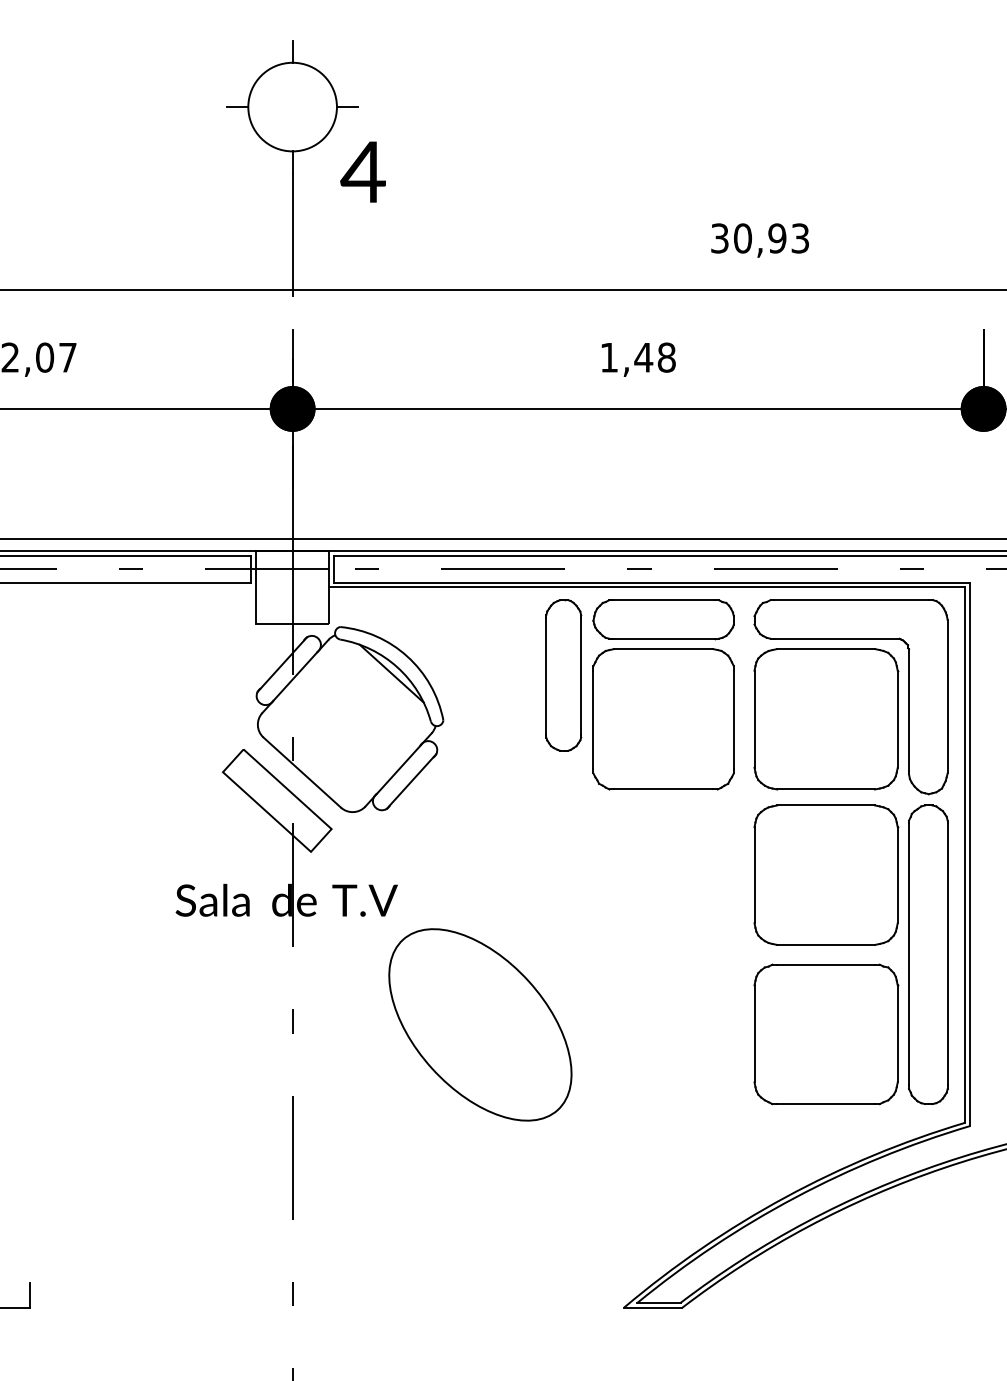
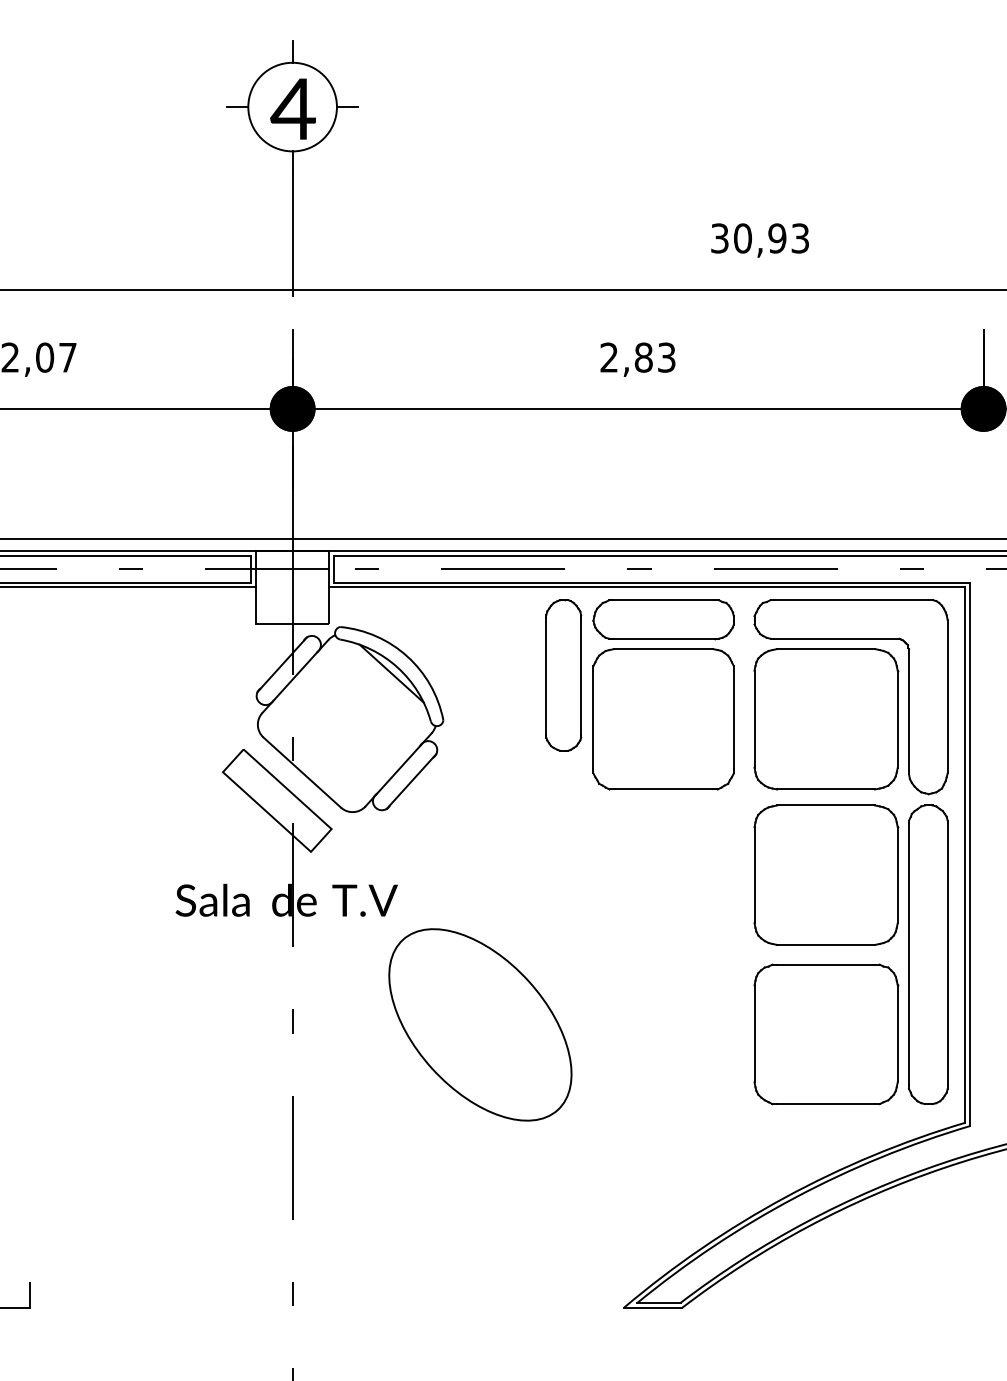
text position: (362, 171) -> (292, 108) (292, 108)
text: 1,48 -> 2,83 (637, 357)
line: none -> present (129, 587)
